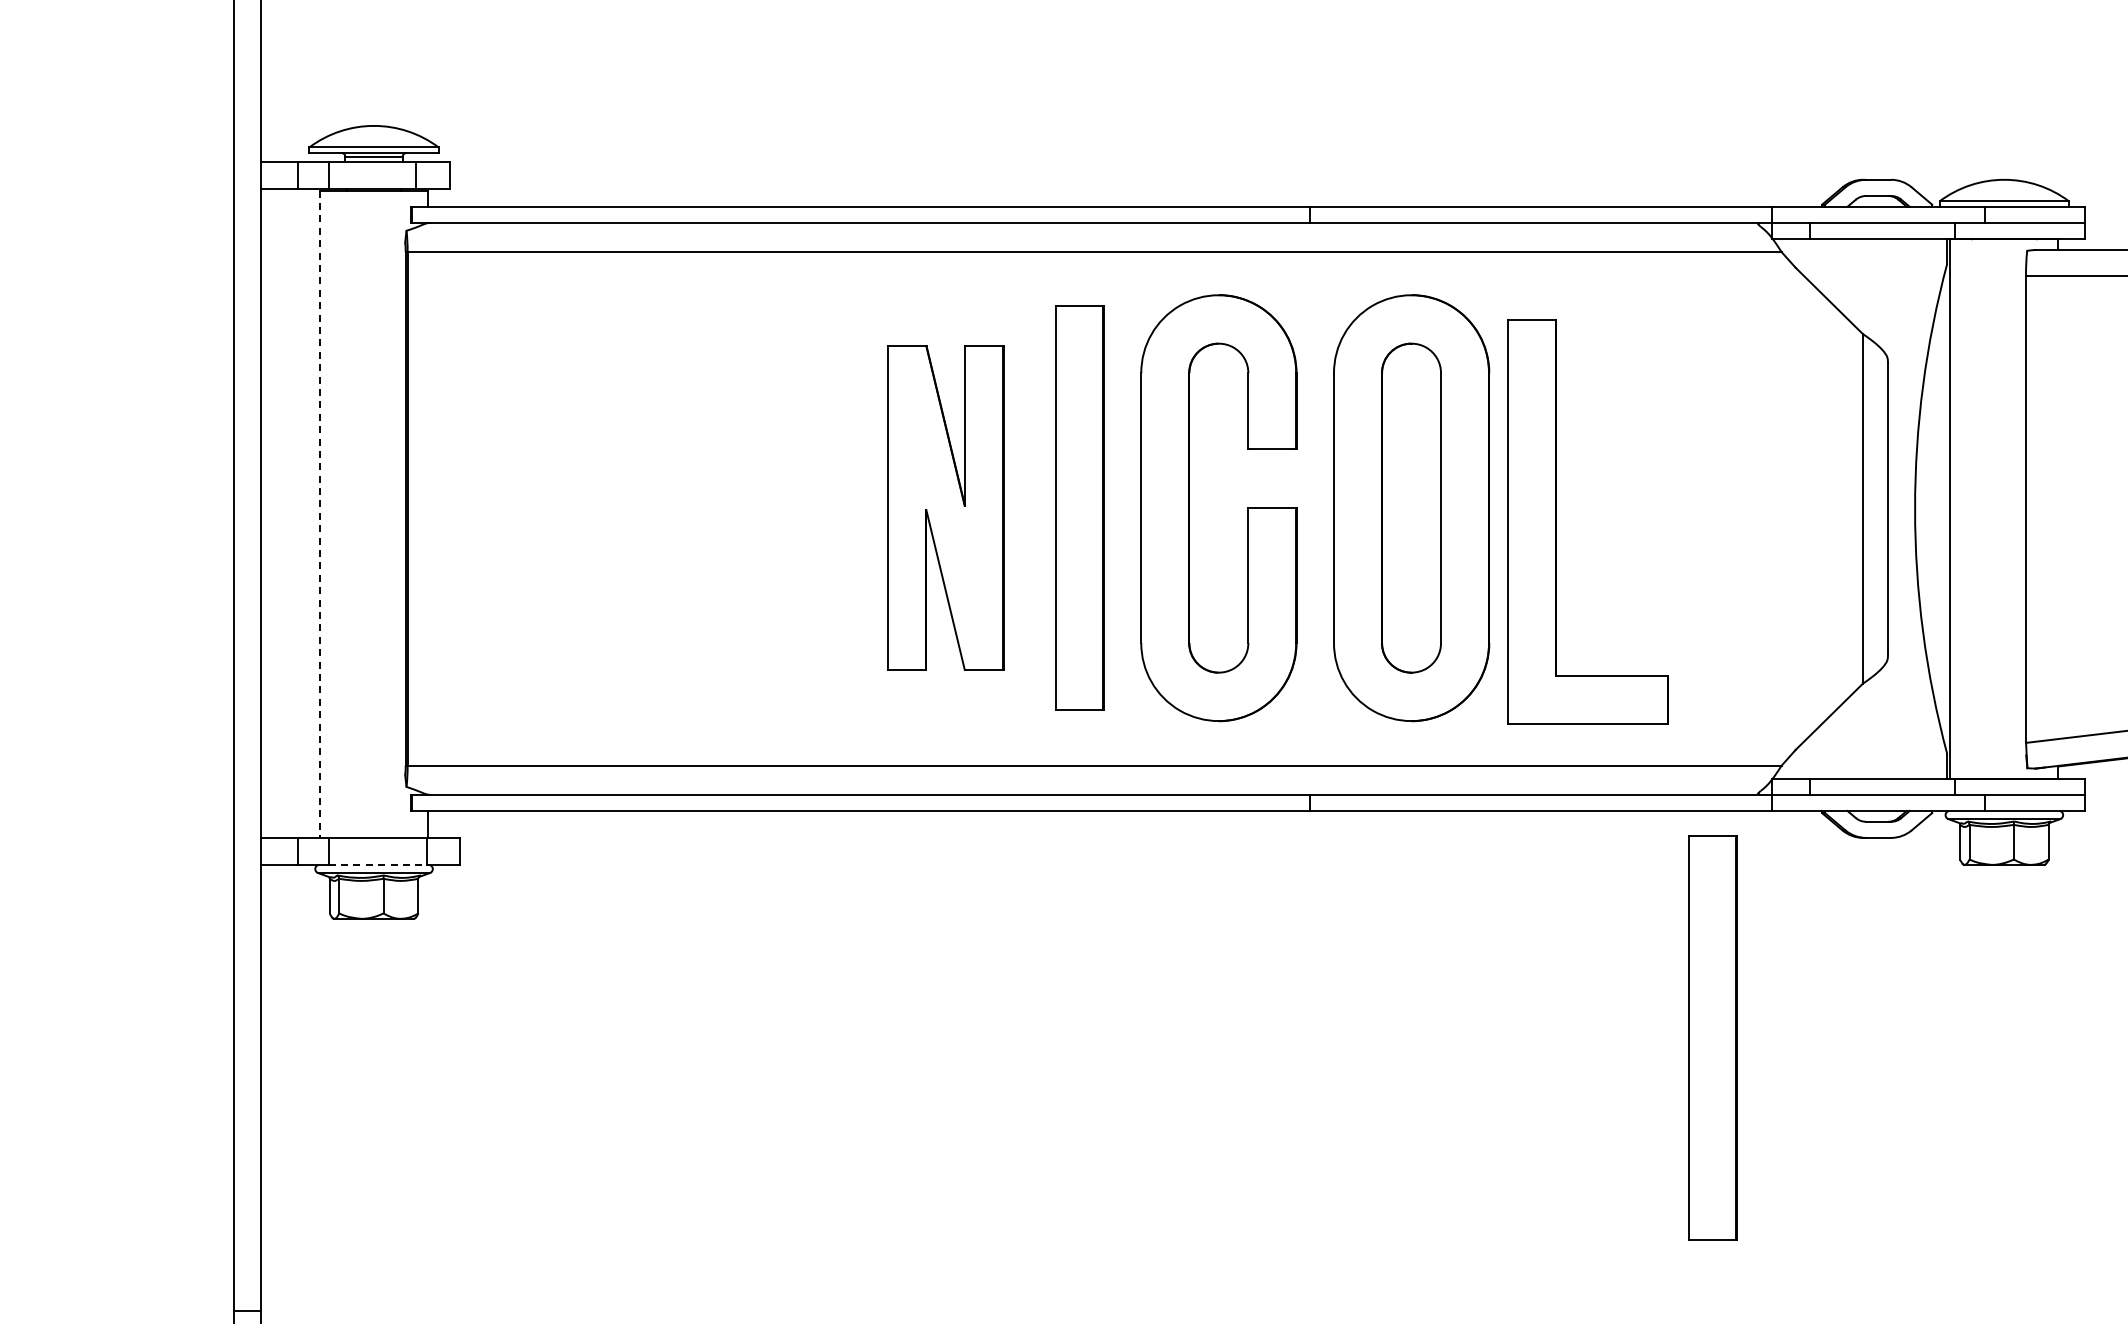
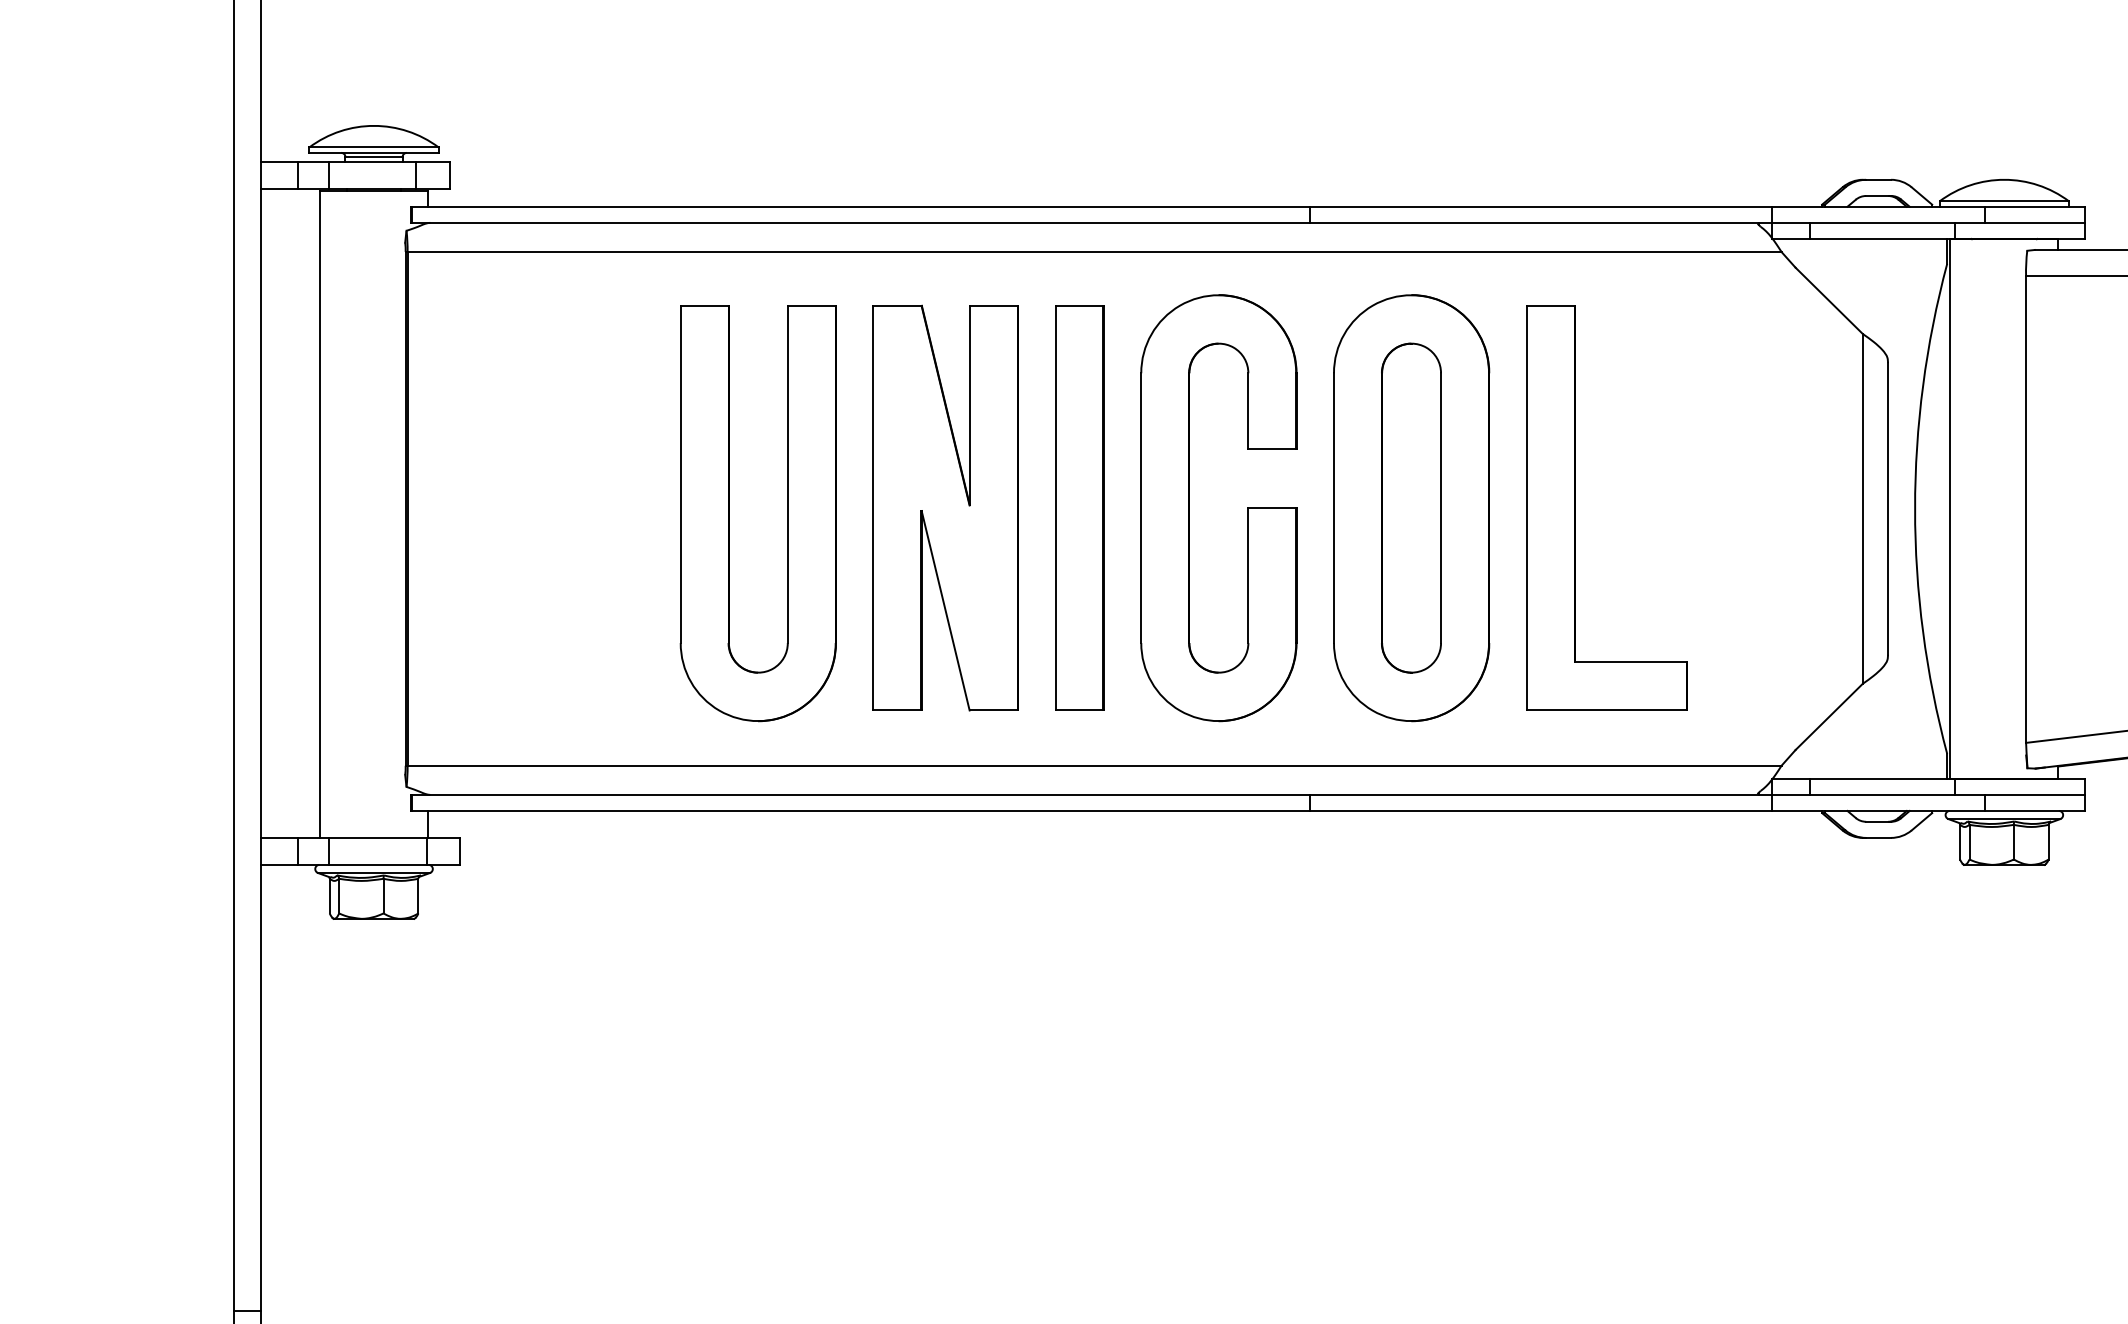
part size: 118x326 px -> 147x408 px (945, 507)
part: none -> present (729, 513)
line: dashed -> solid (320, 514)
part position: (1556, 521) -> (1575, 507) (1575, 507)
line: dashed -> solid (378, 864)
part: present -> none (1712, 1037)
